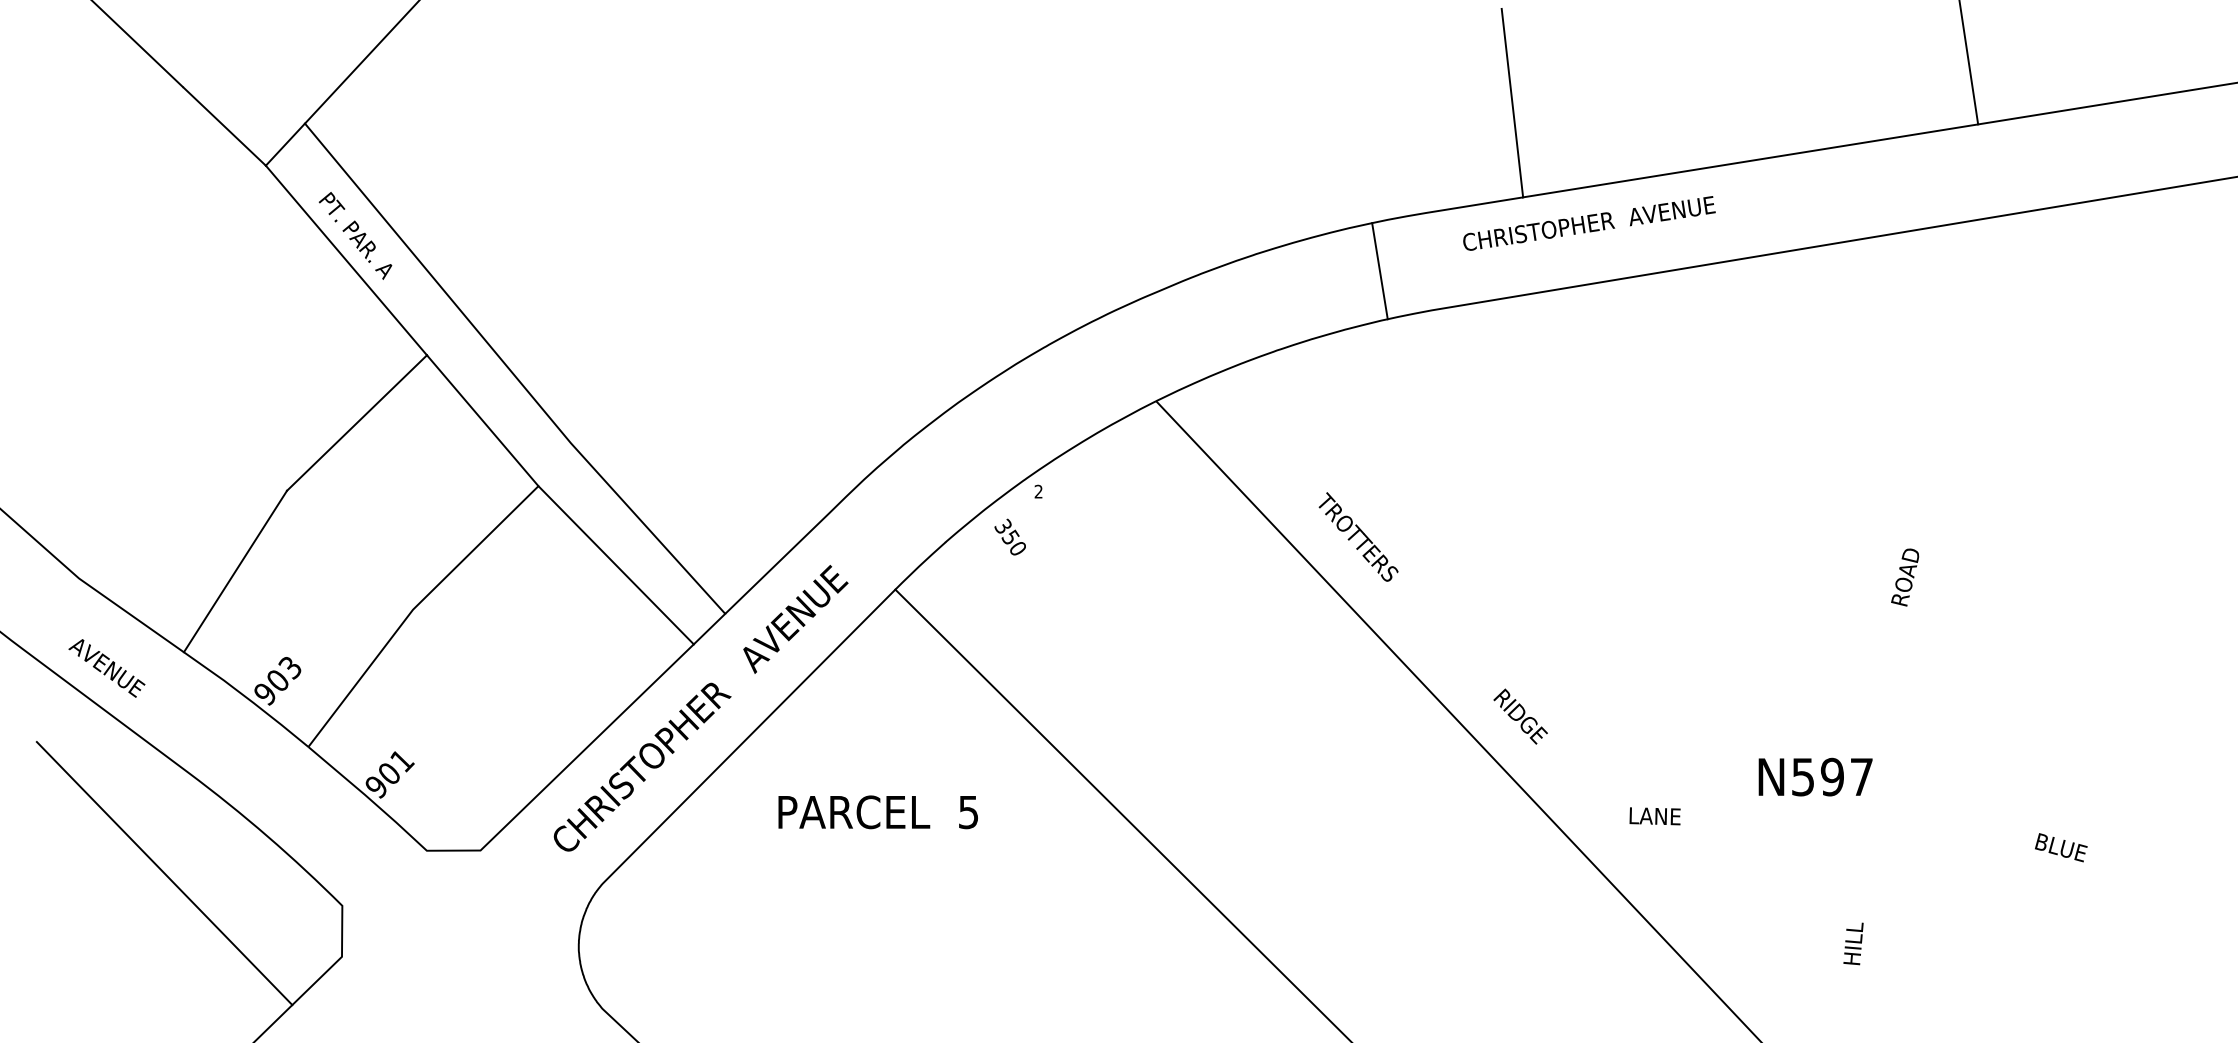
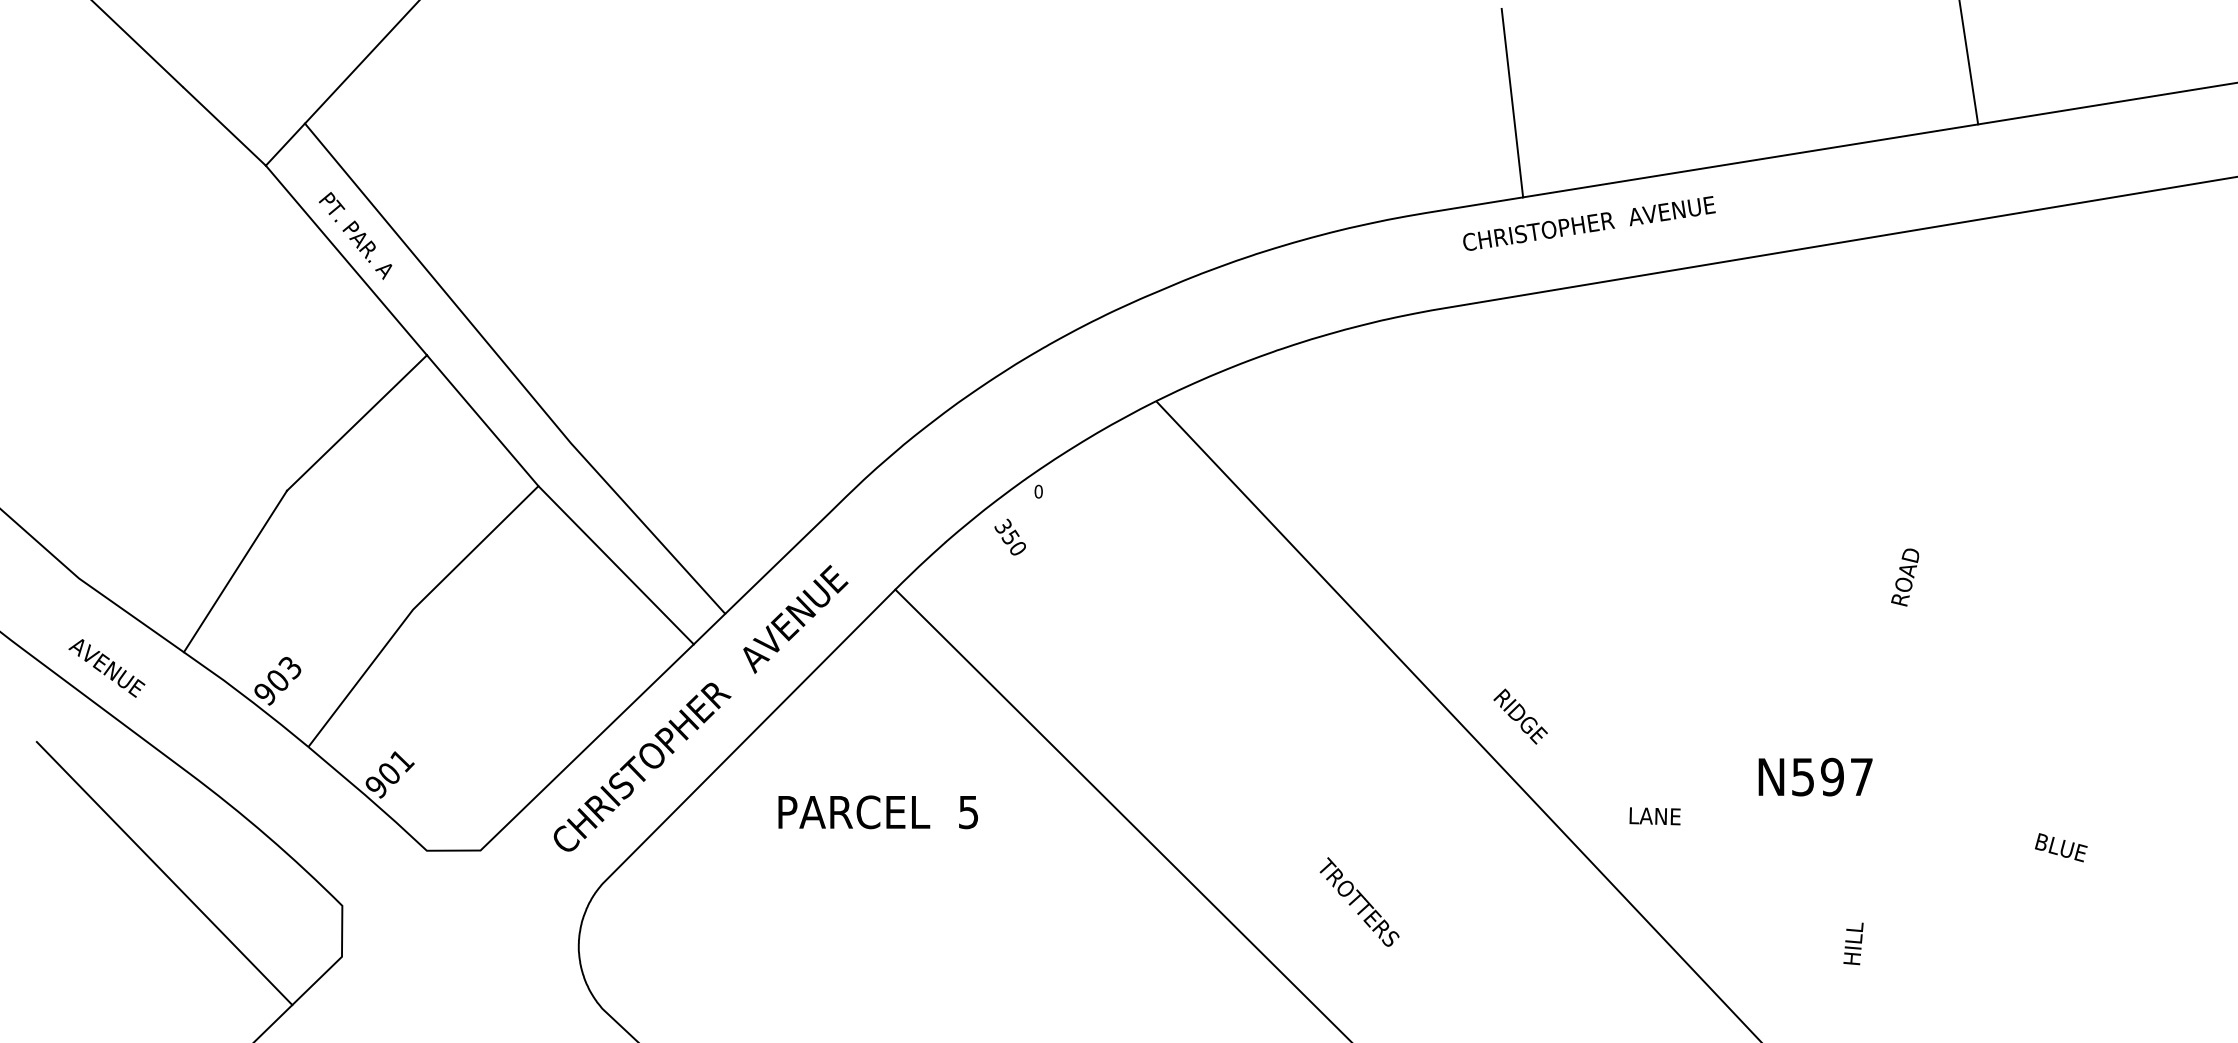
line: present -> none (1379, 271)
text: 2 -> 0 (1038, 491)
text position: (1358, 536) -> (1359, 901) (1359, 901)
